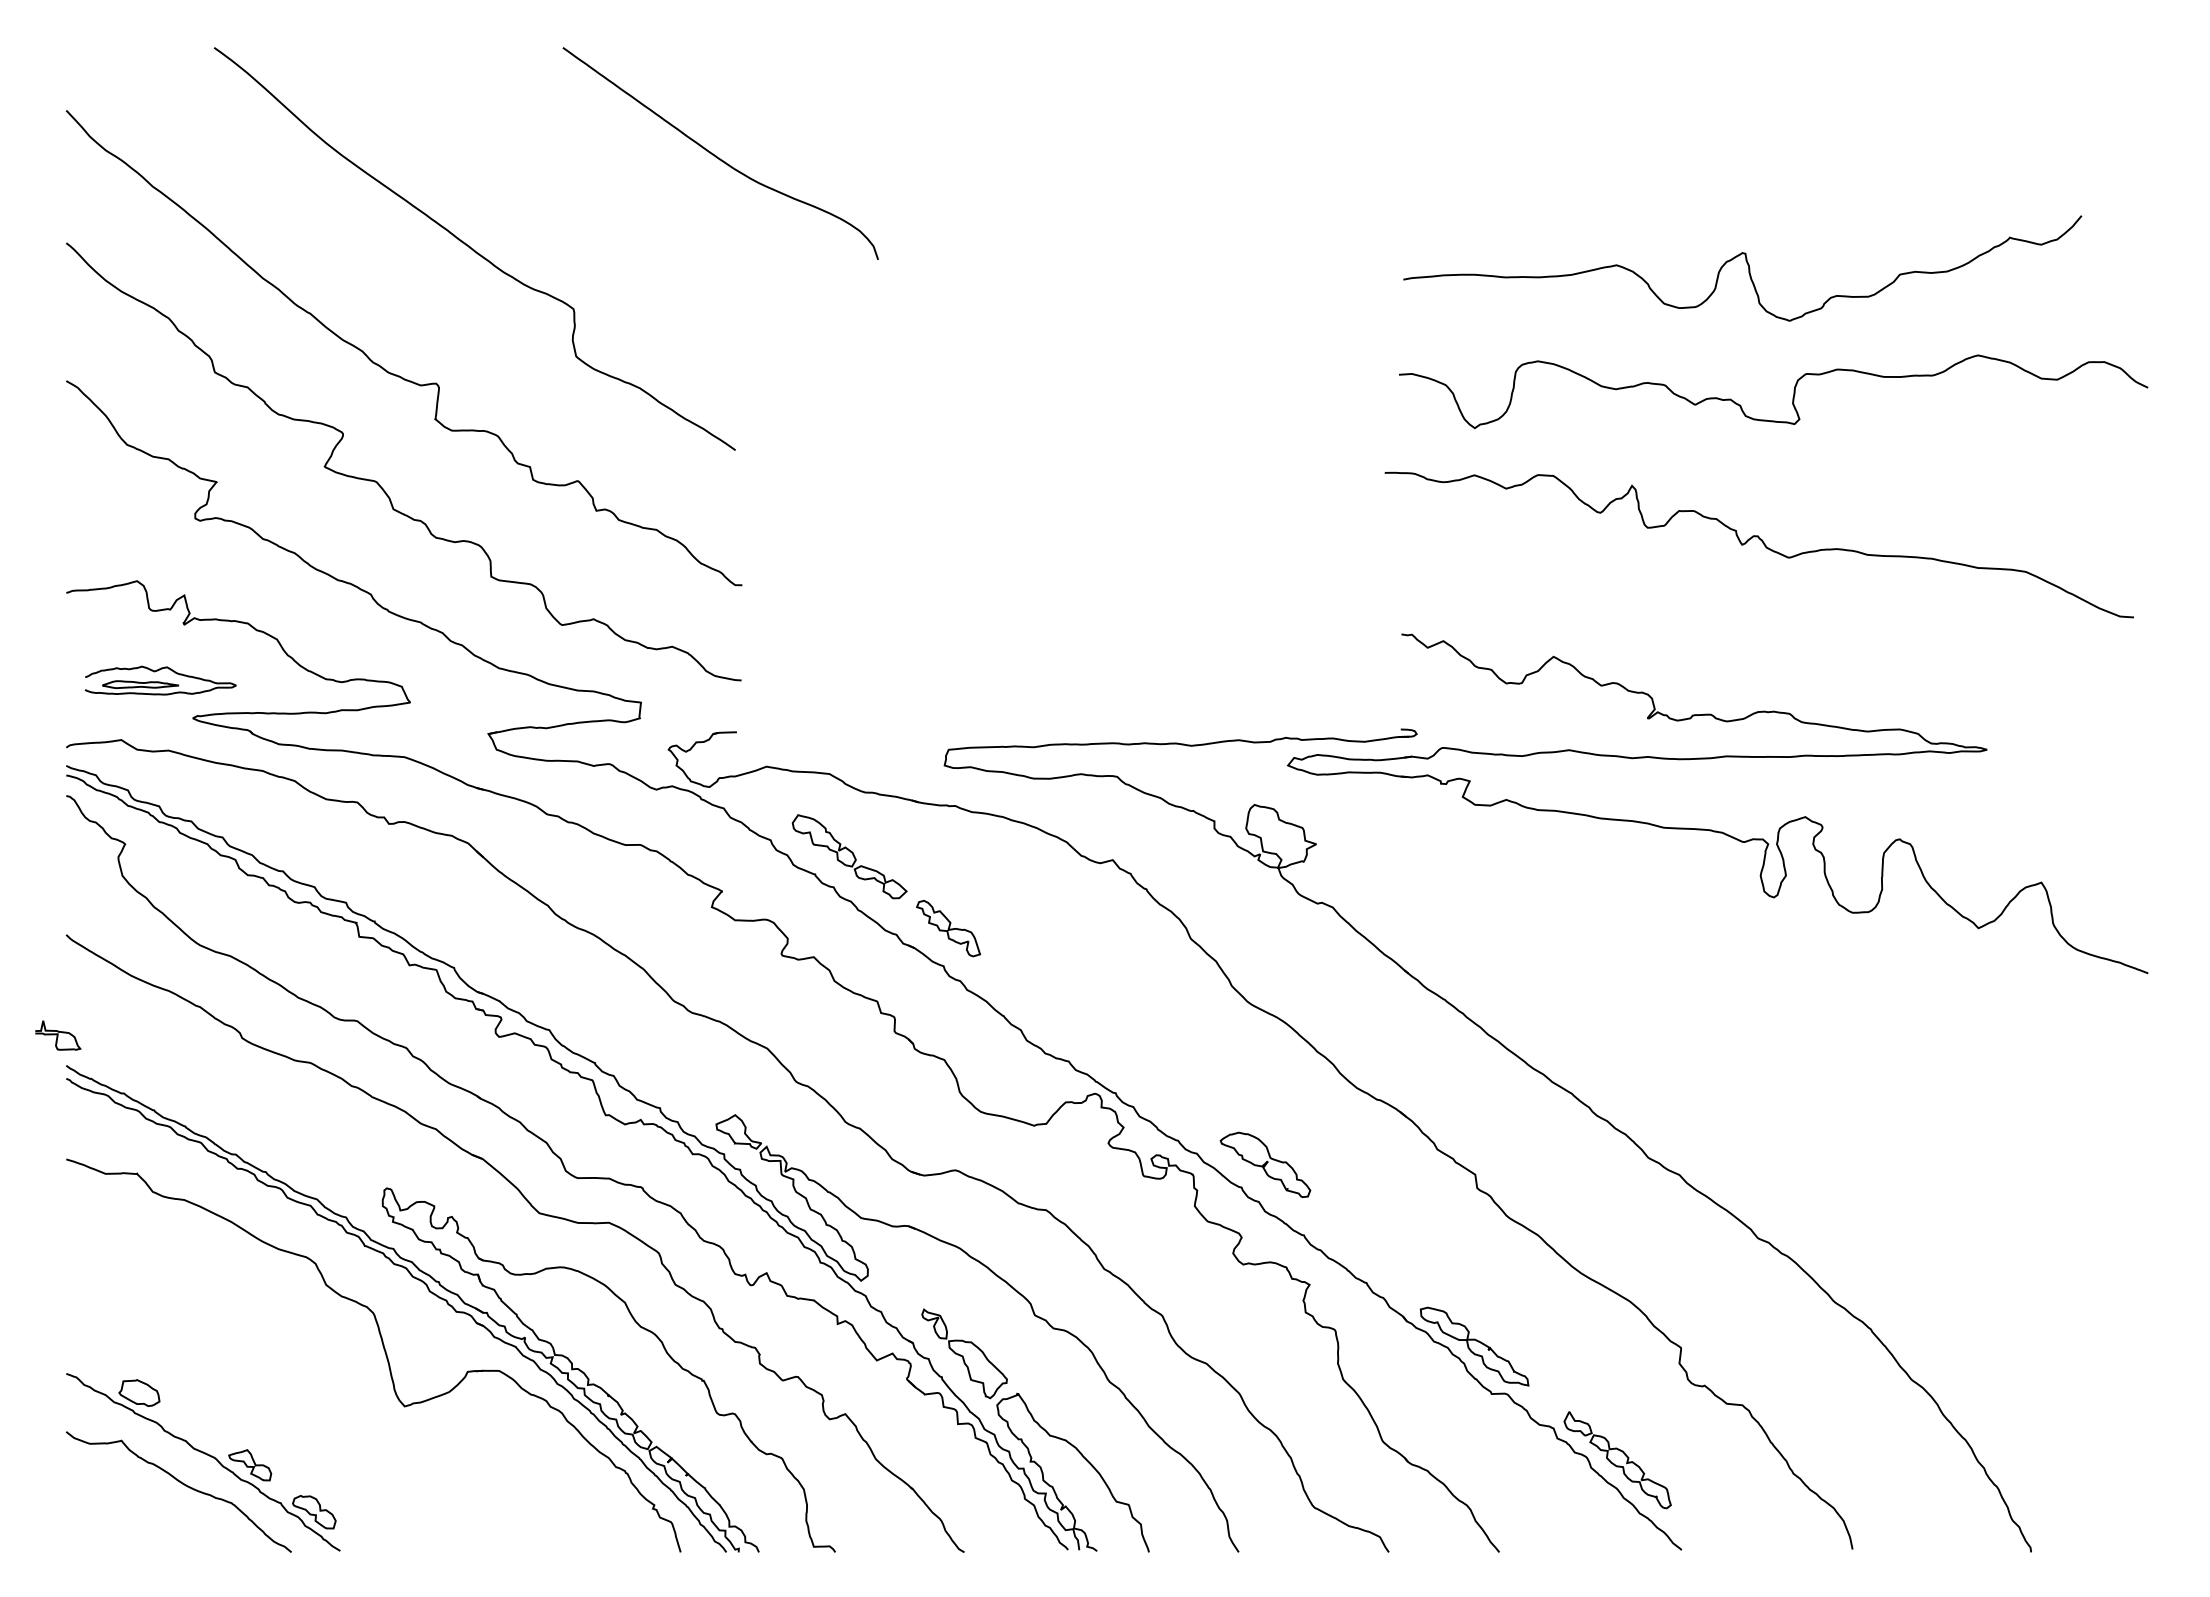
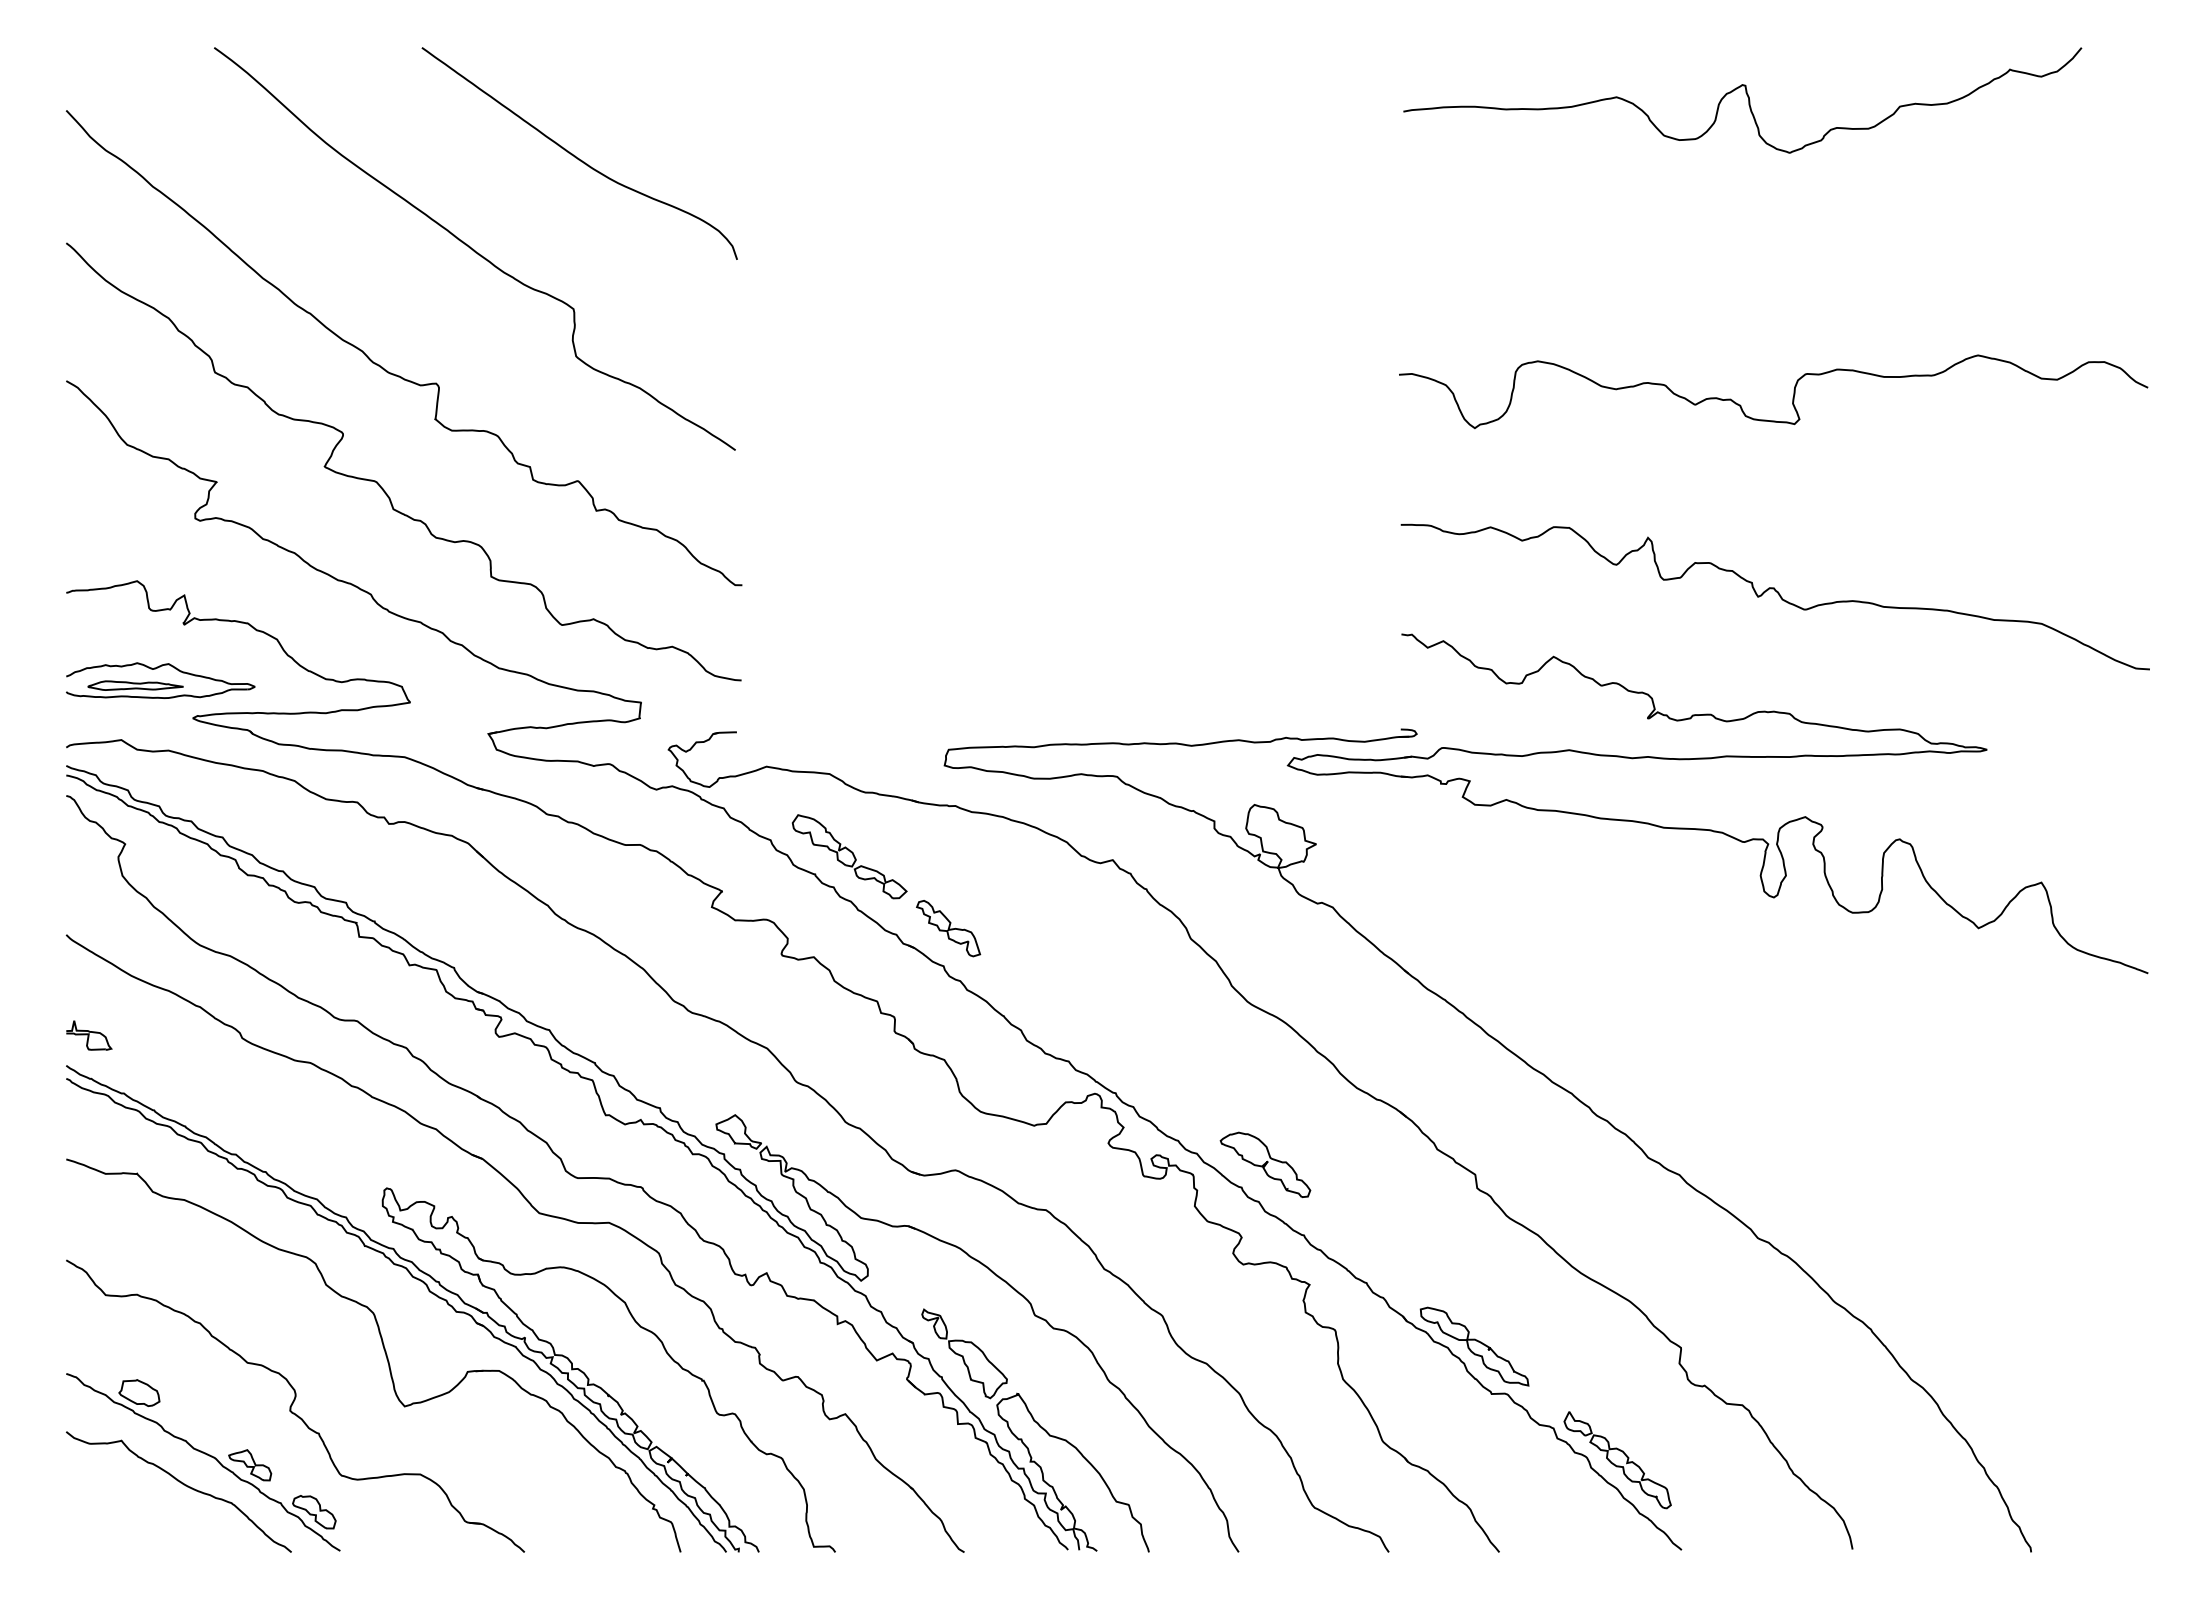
curve position: (719, 157) -> (578, 157) (578, 157)
curve position: (1747, 265) -> (1747, 97) (1747, 97)
curve position: (1762, 543) -> (1778, 595) (1778, 595)
part size: 153x31 px -> 190x37 px (160, 680)
part position: (58, 1035) -> (89, 1035) (89, 1035)
part: none -> present (295, 1405)
